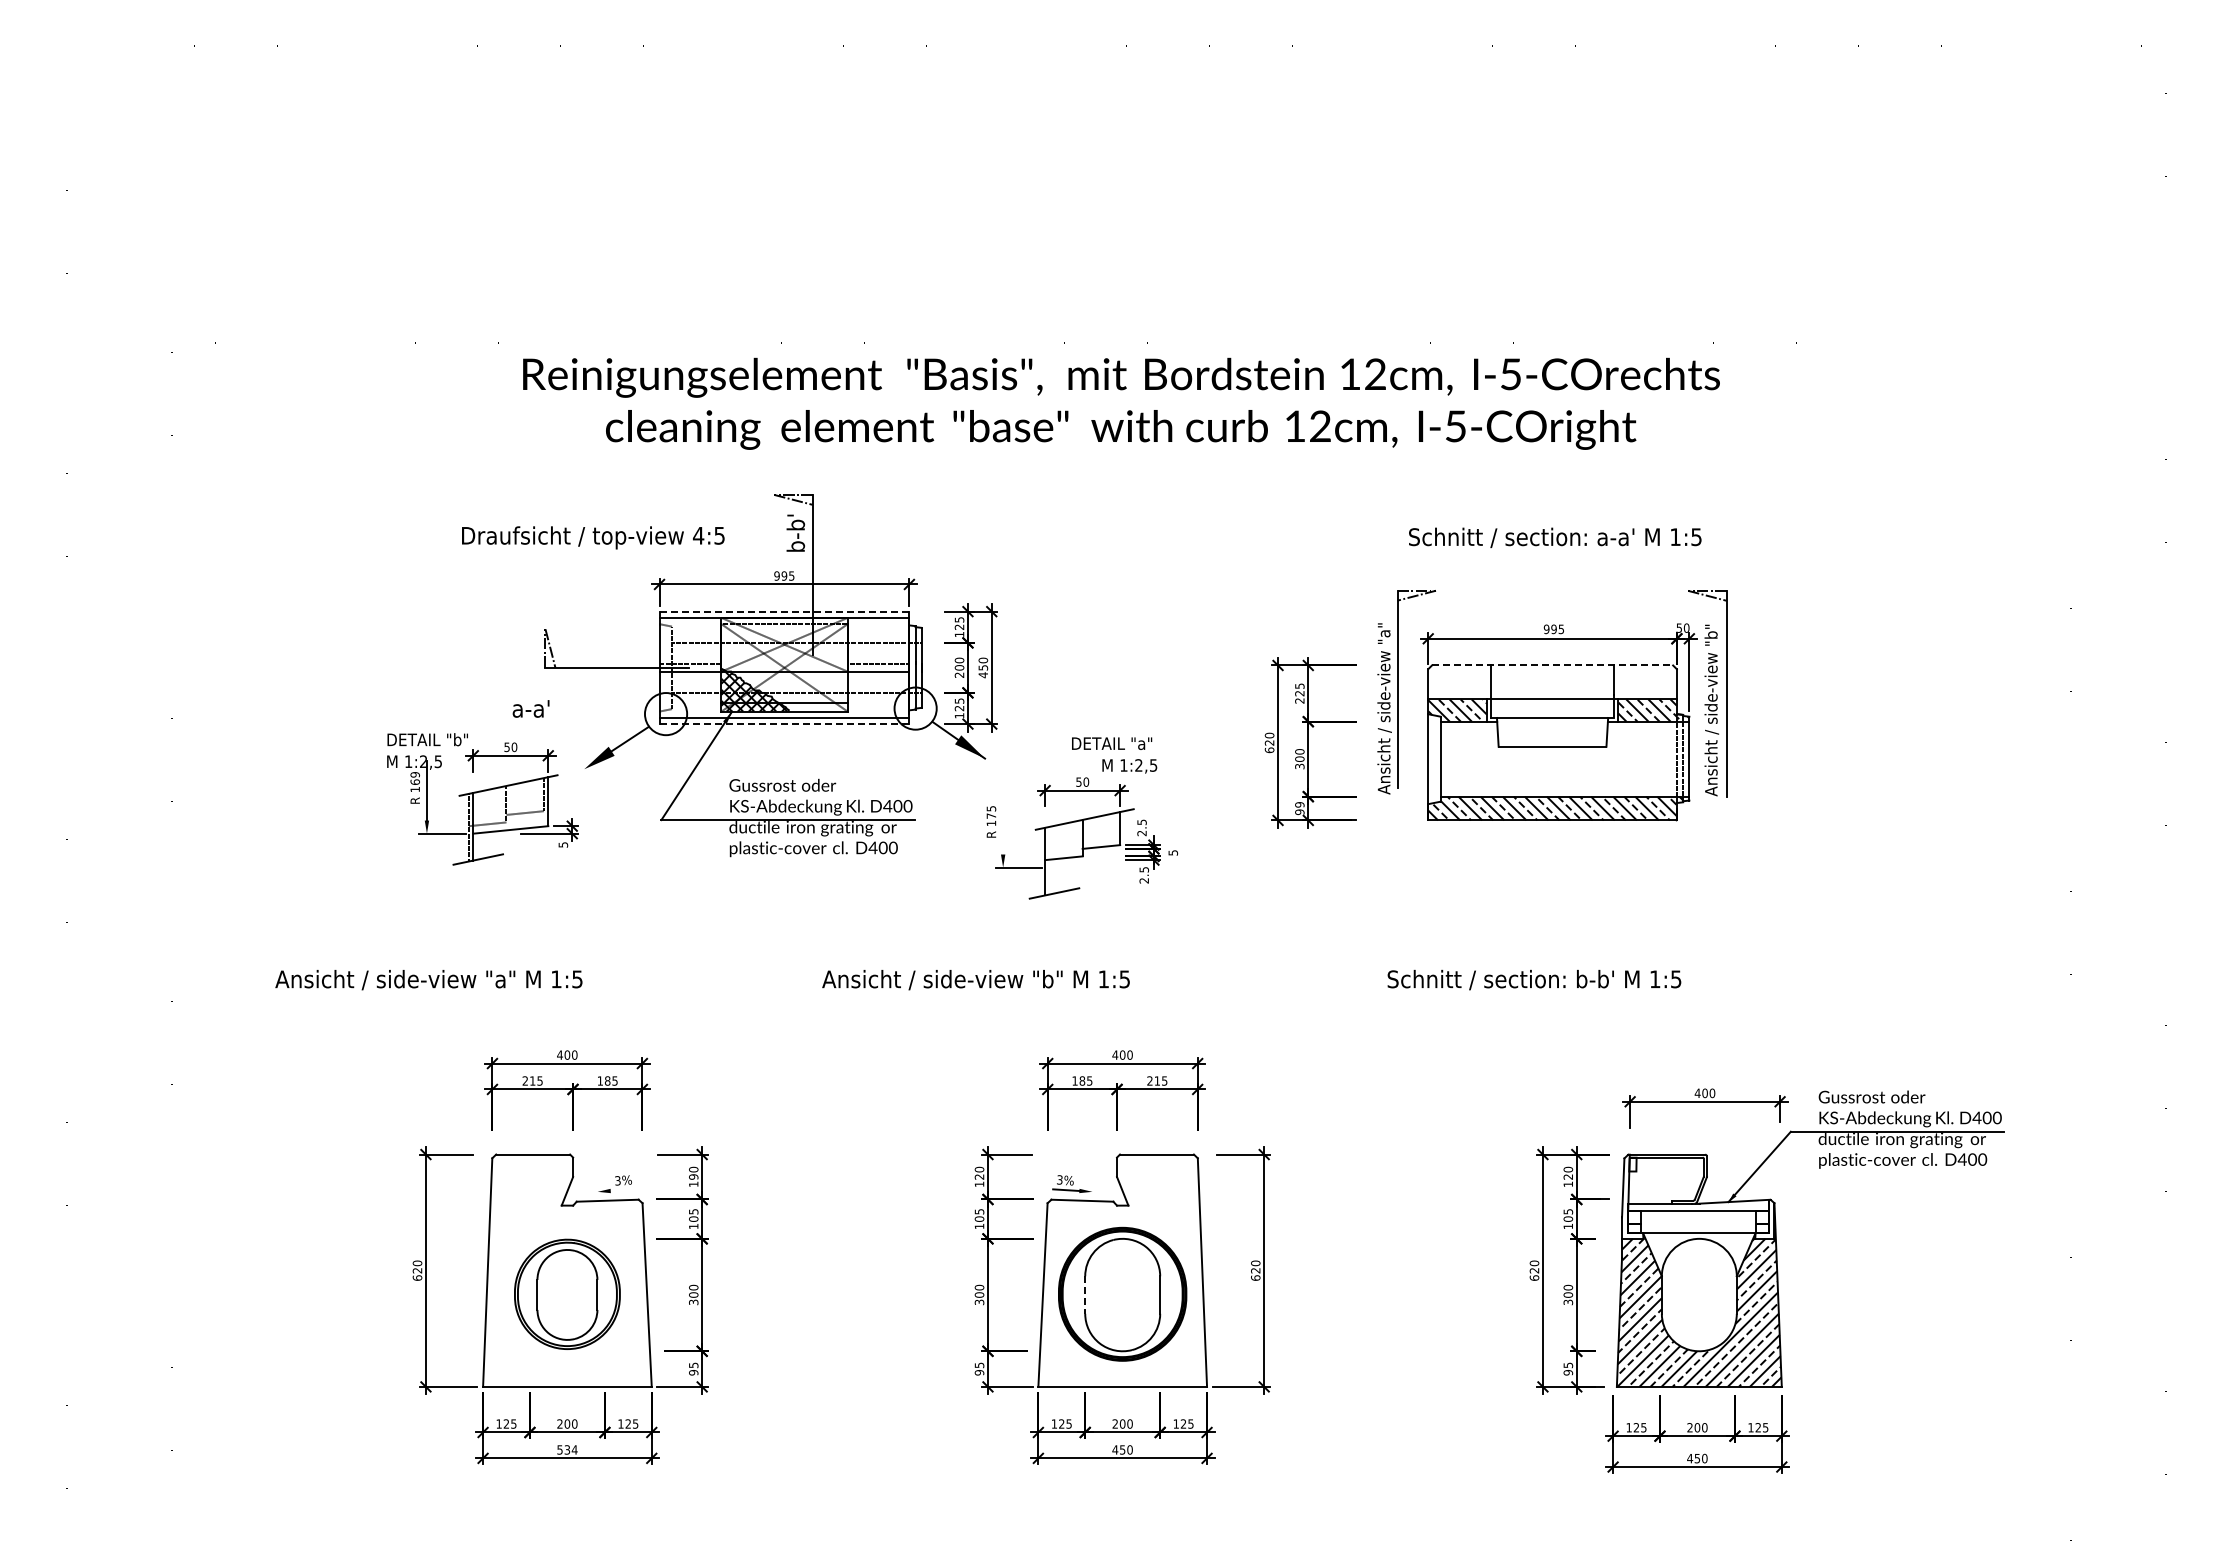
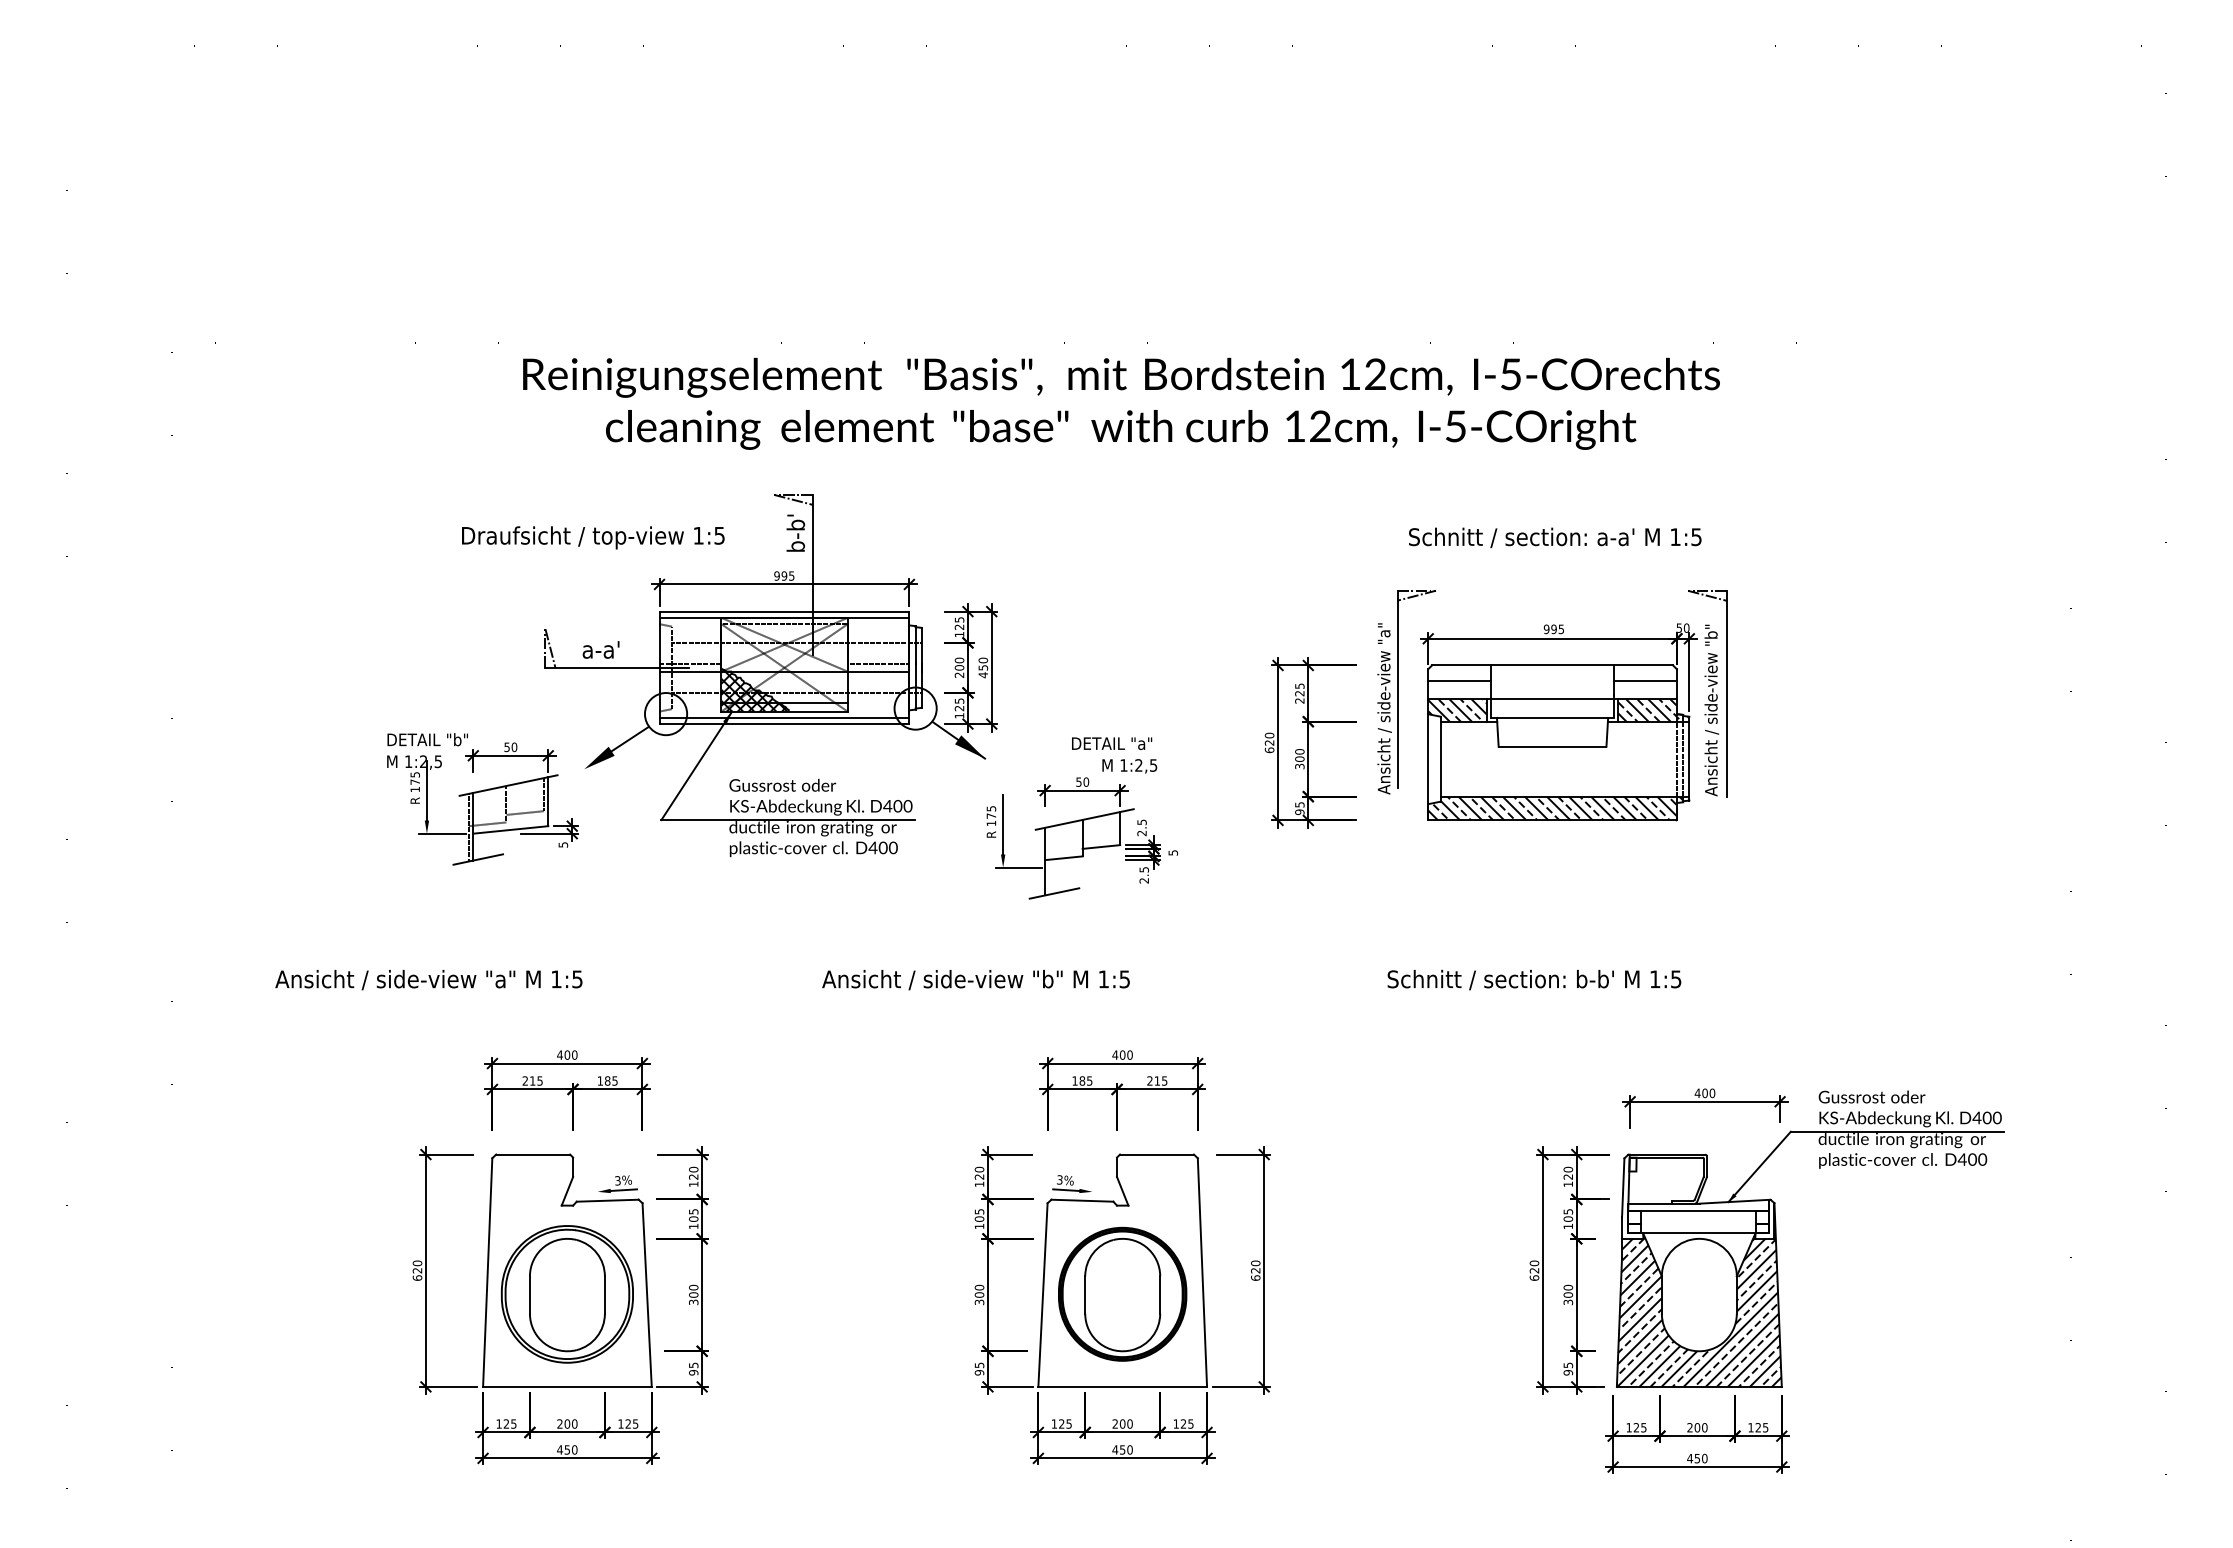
text: 4:5 -> 1:5 (698, 535)
line: dashed -> solid (784, 611)
line: dashed -> solid (1552, 665)
line: none -> present (1459, 680)
line: none -> present (1645, 680)
text position: (530, 708) -> (600, 649) (600, 649)
line: dashed -> solid (784, 724)
text: 169 -> 175 (414, 778)
text: 99 -> 95 (1299, 804)
line: none -> present (1003, 824)
text: 190 -> 120 (693, 1176)
line: none -> present (623, 1189)
part size: 107x112 px -> 133x139 px (567, 1294)
line: dashed -> solid (1085, 1295)
text: 534 -> 450 (567, 1449)
